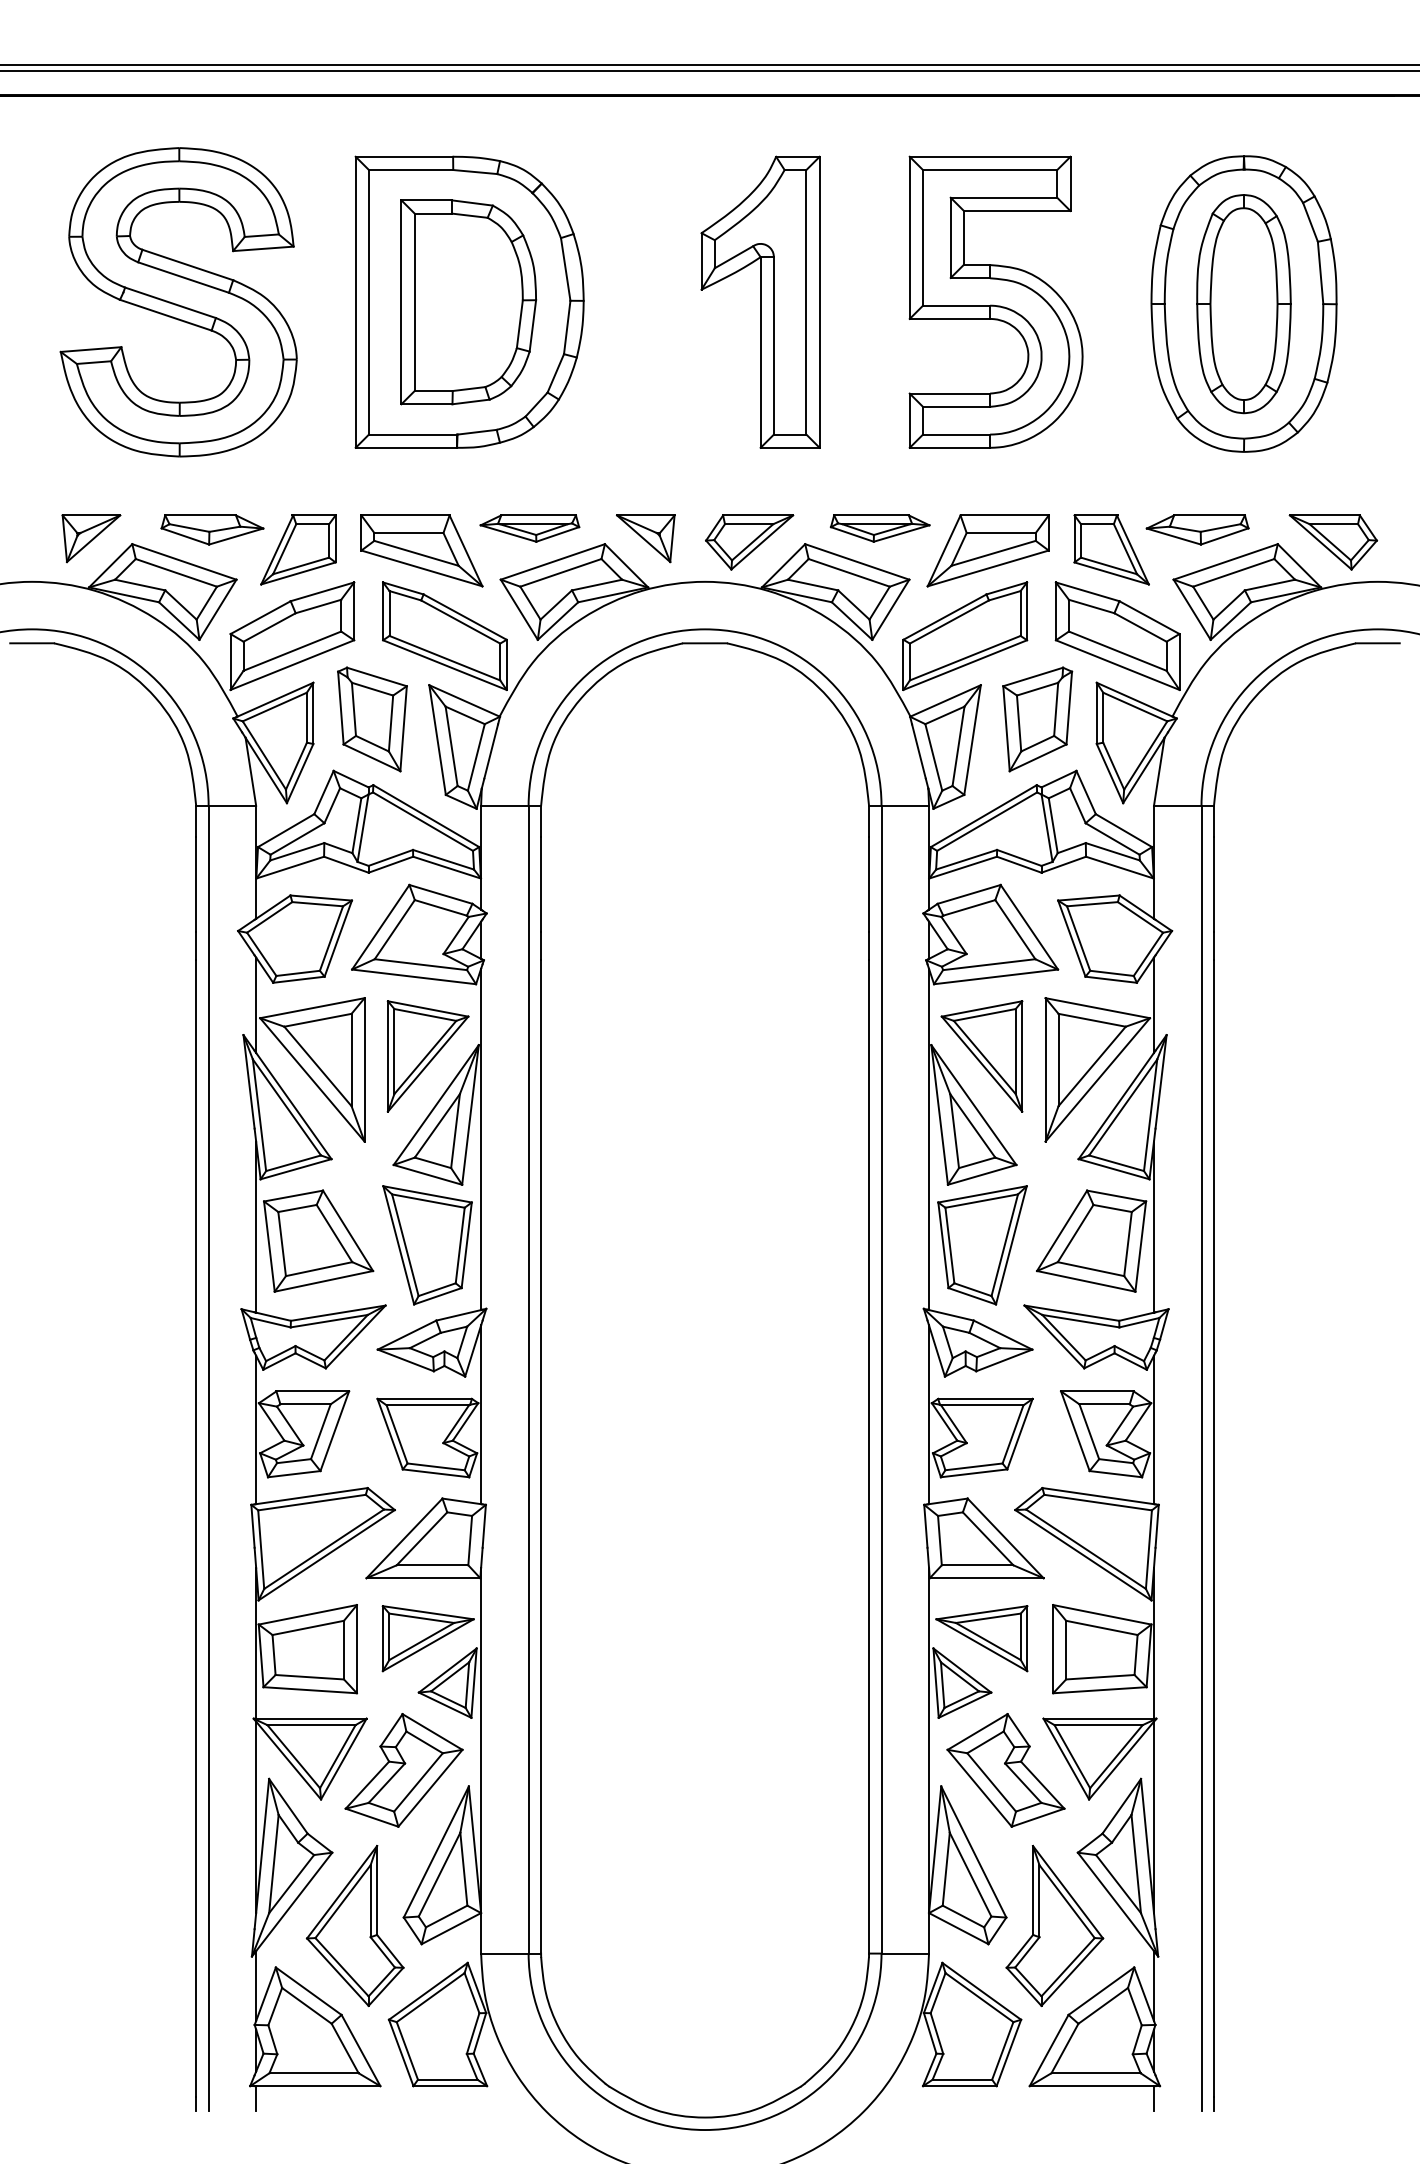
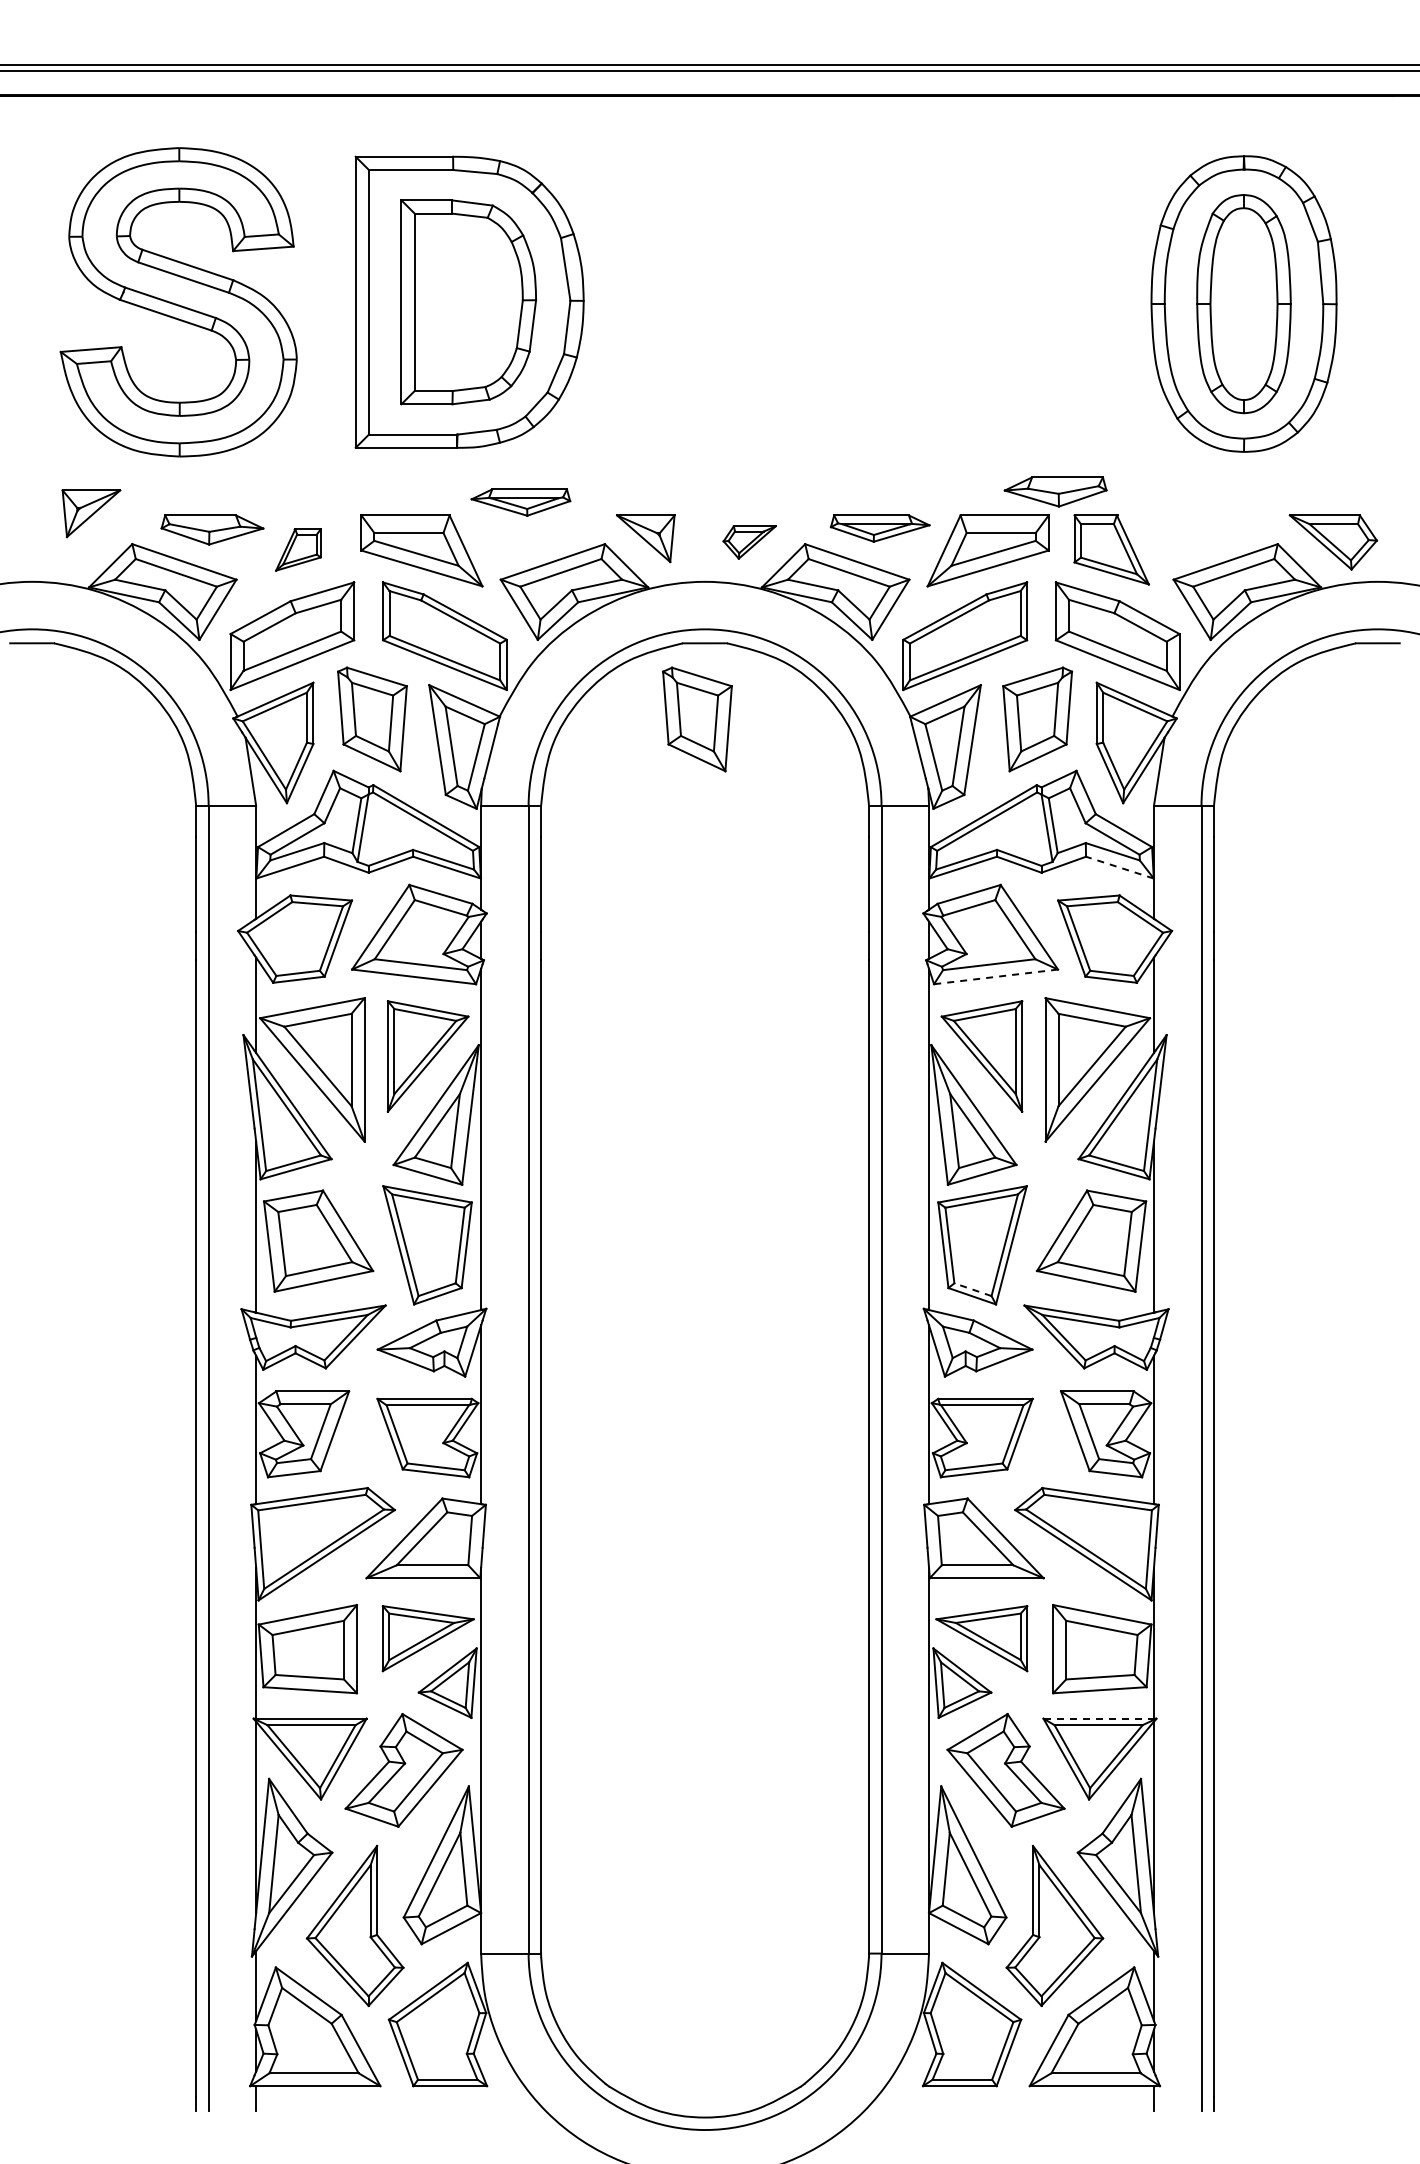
part: present -> none (760, 301)
part: present -> none (995, 301)
part position: (529, 528) -> (520, 502) (520, 502)
part position: (1197, 529) -> (1055, 491) (1055, 491)
part position: (91, 538) -> (91, 513) (91, 513)
part size: 90x57 px -> 55x35 px (749, 542)
part size: 77x72 px -> 47x44 px (298, 549)
part: none -> present (697, 719)
line: solid -> dashed (1119, 867)
line: solid -> dashed (995, 976)
line: solid -> dashed (972, 1289)
line: solid -> dashed (1099, 1718)
